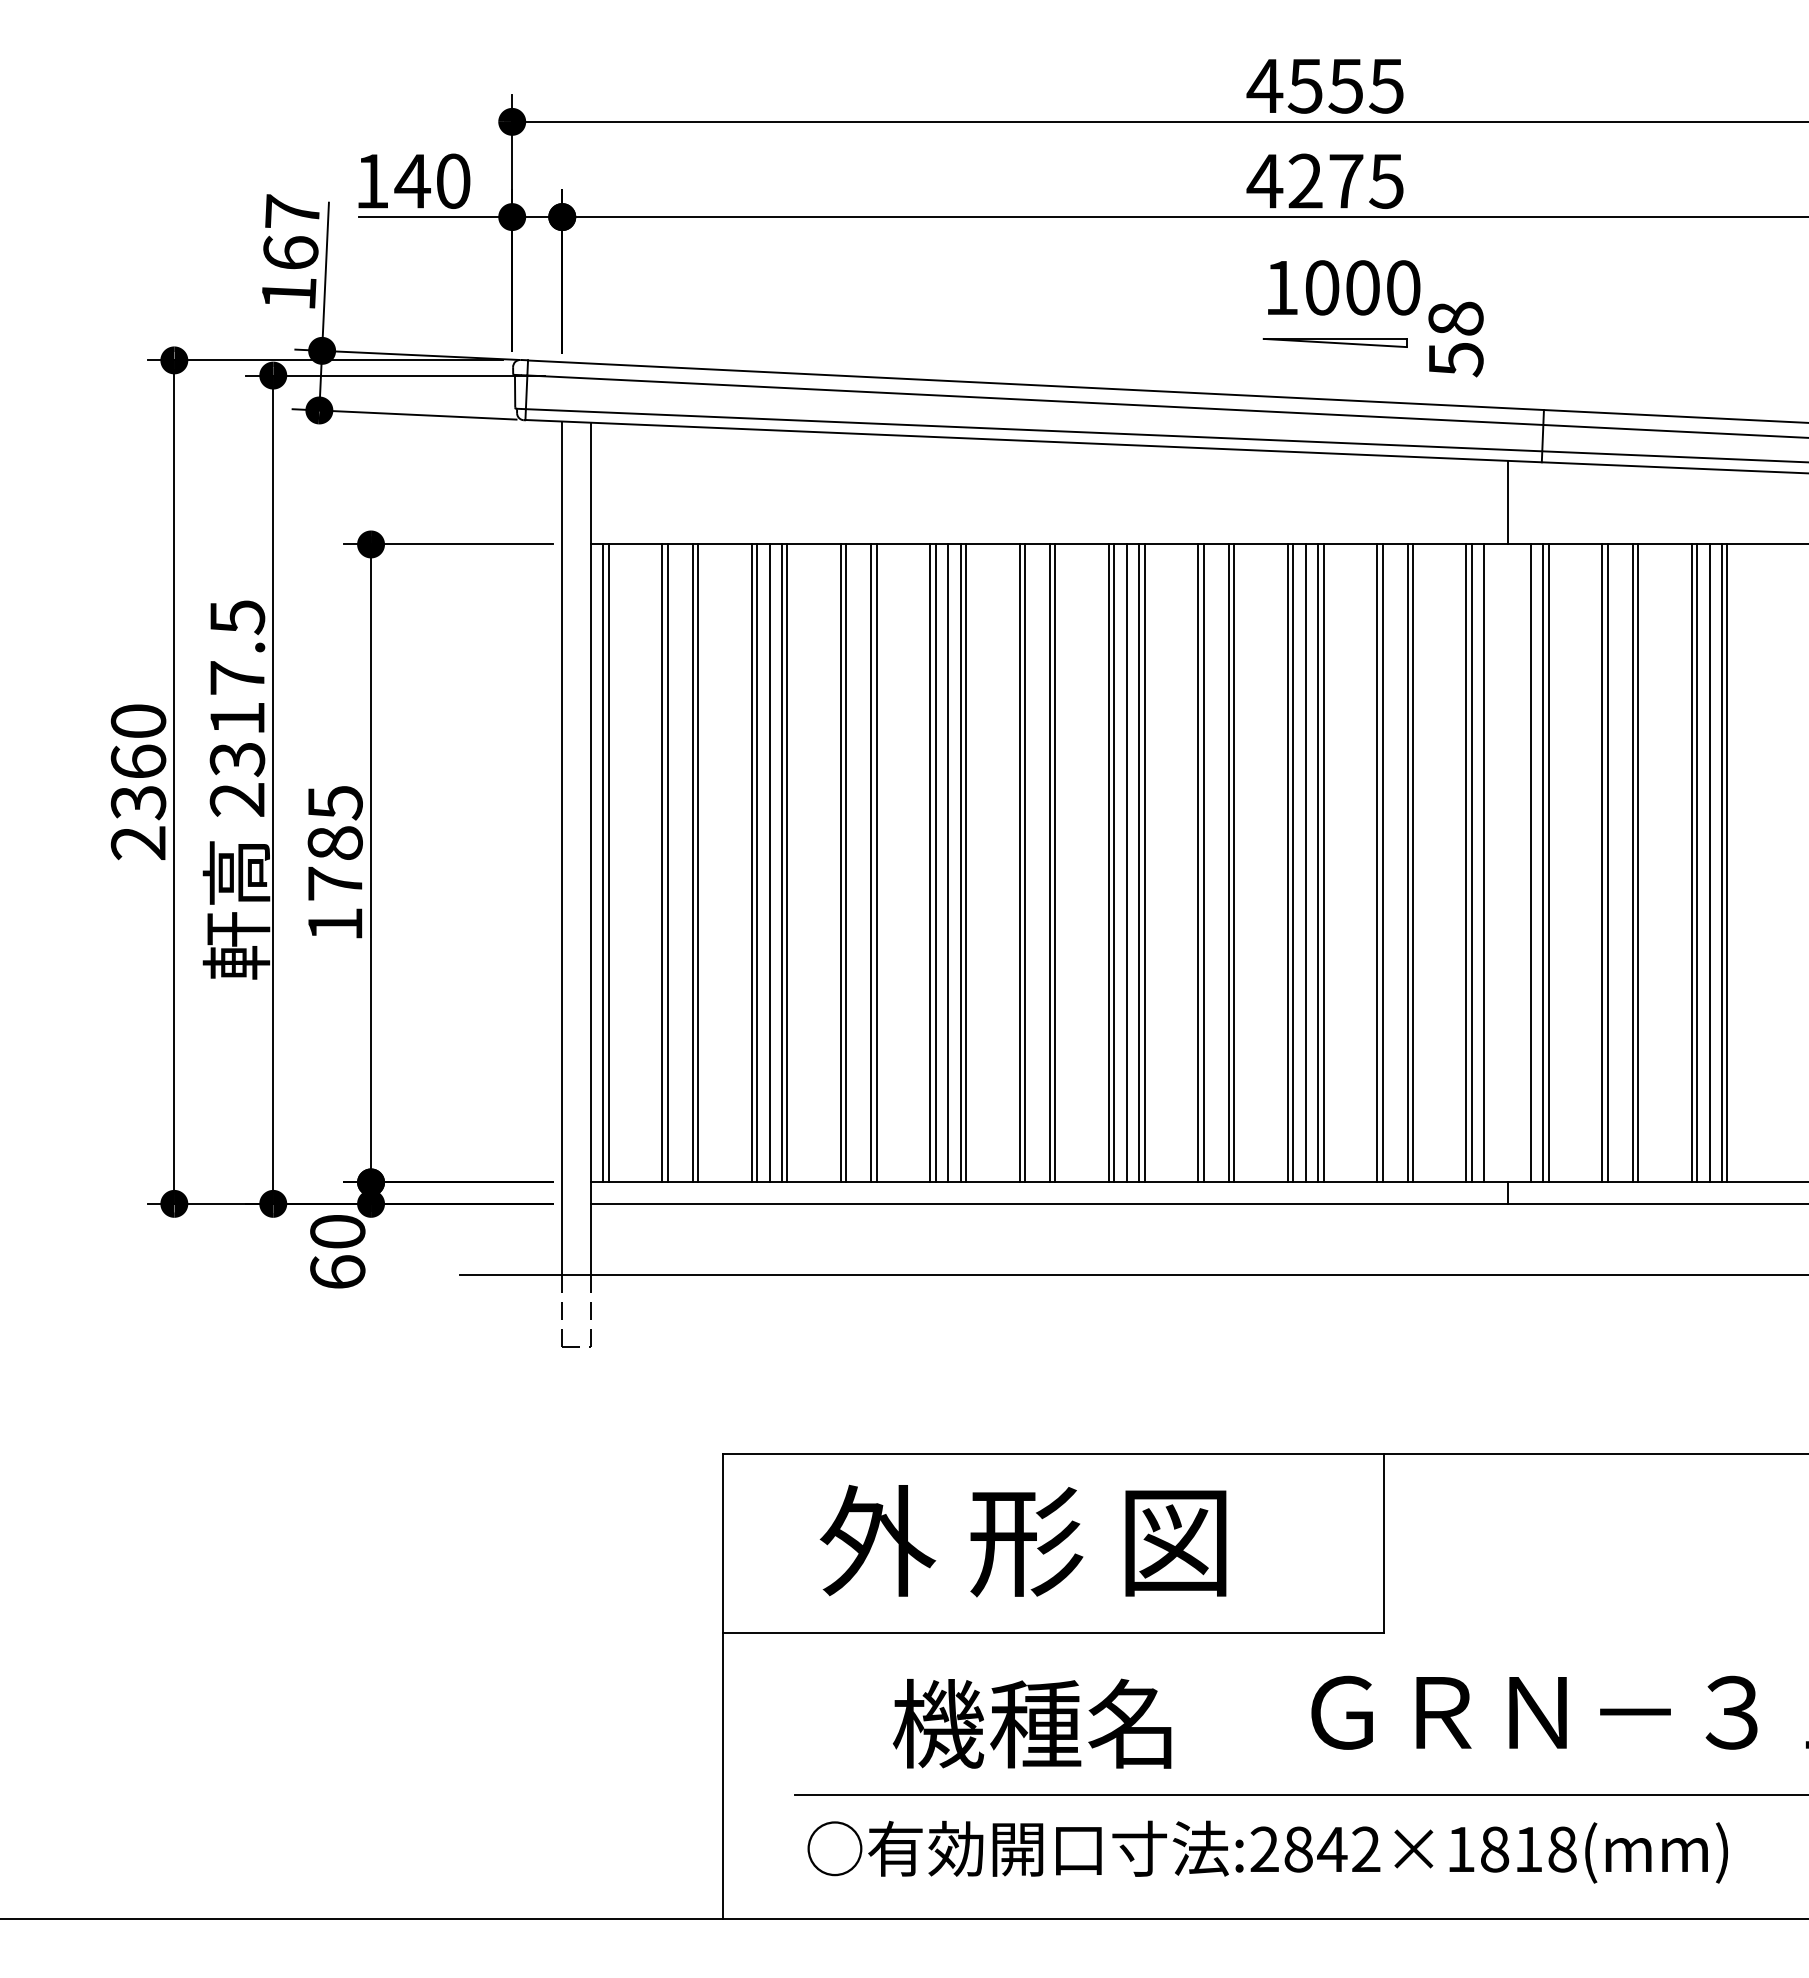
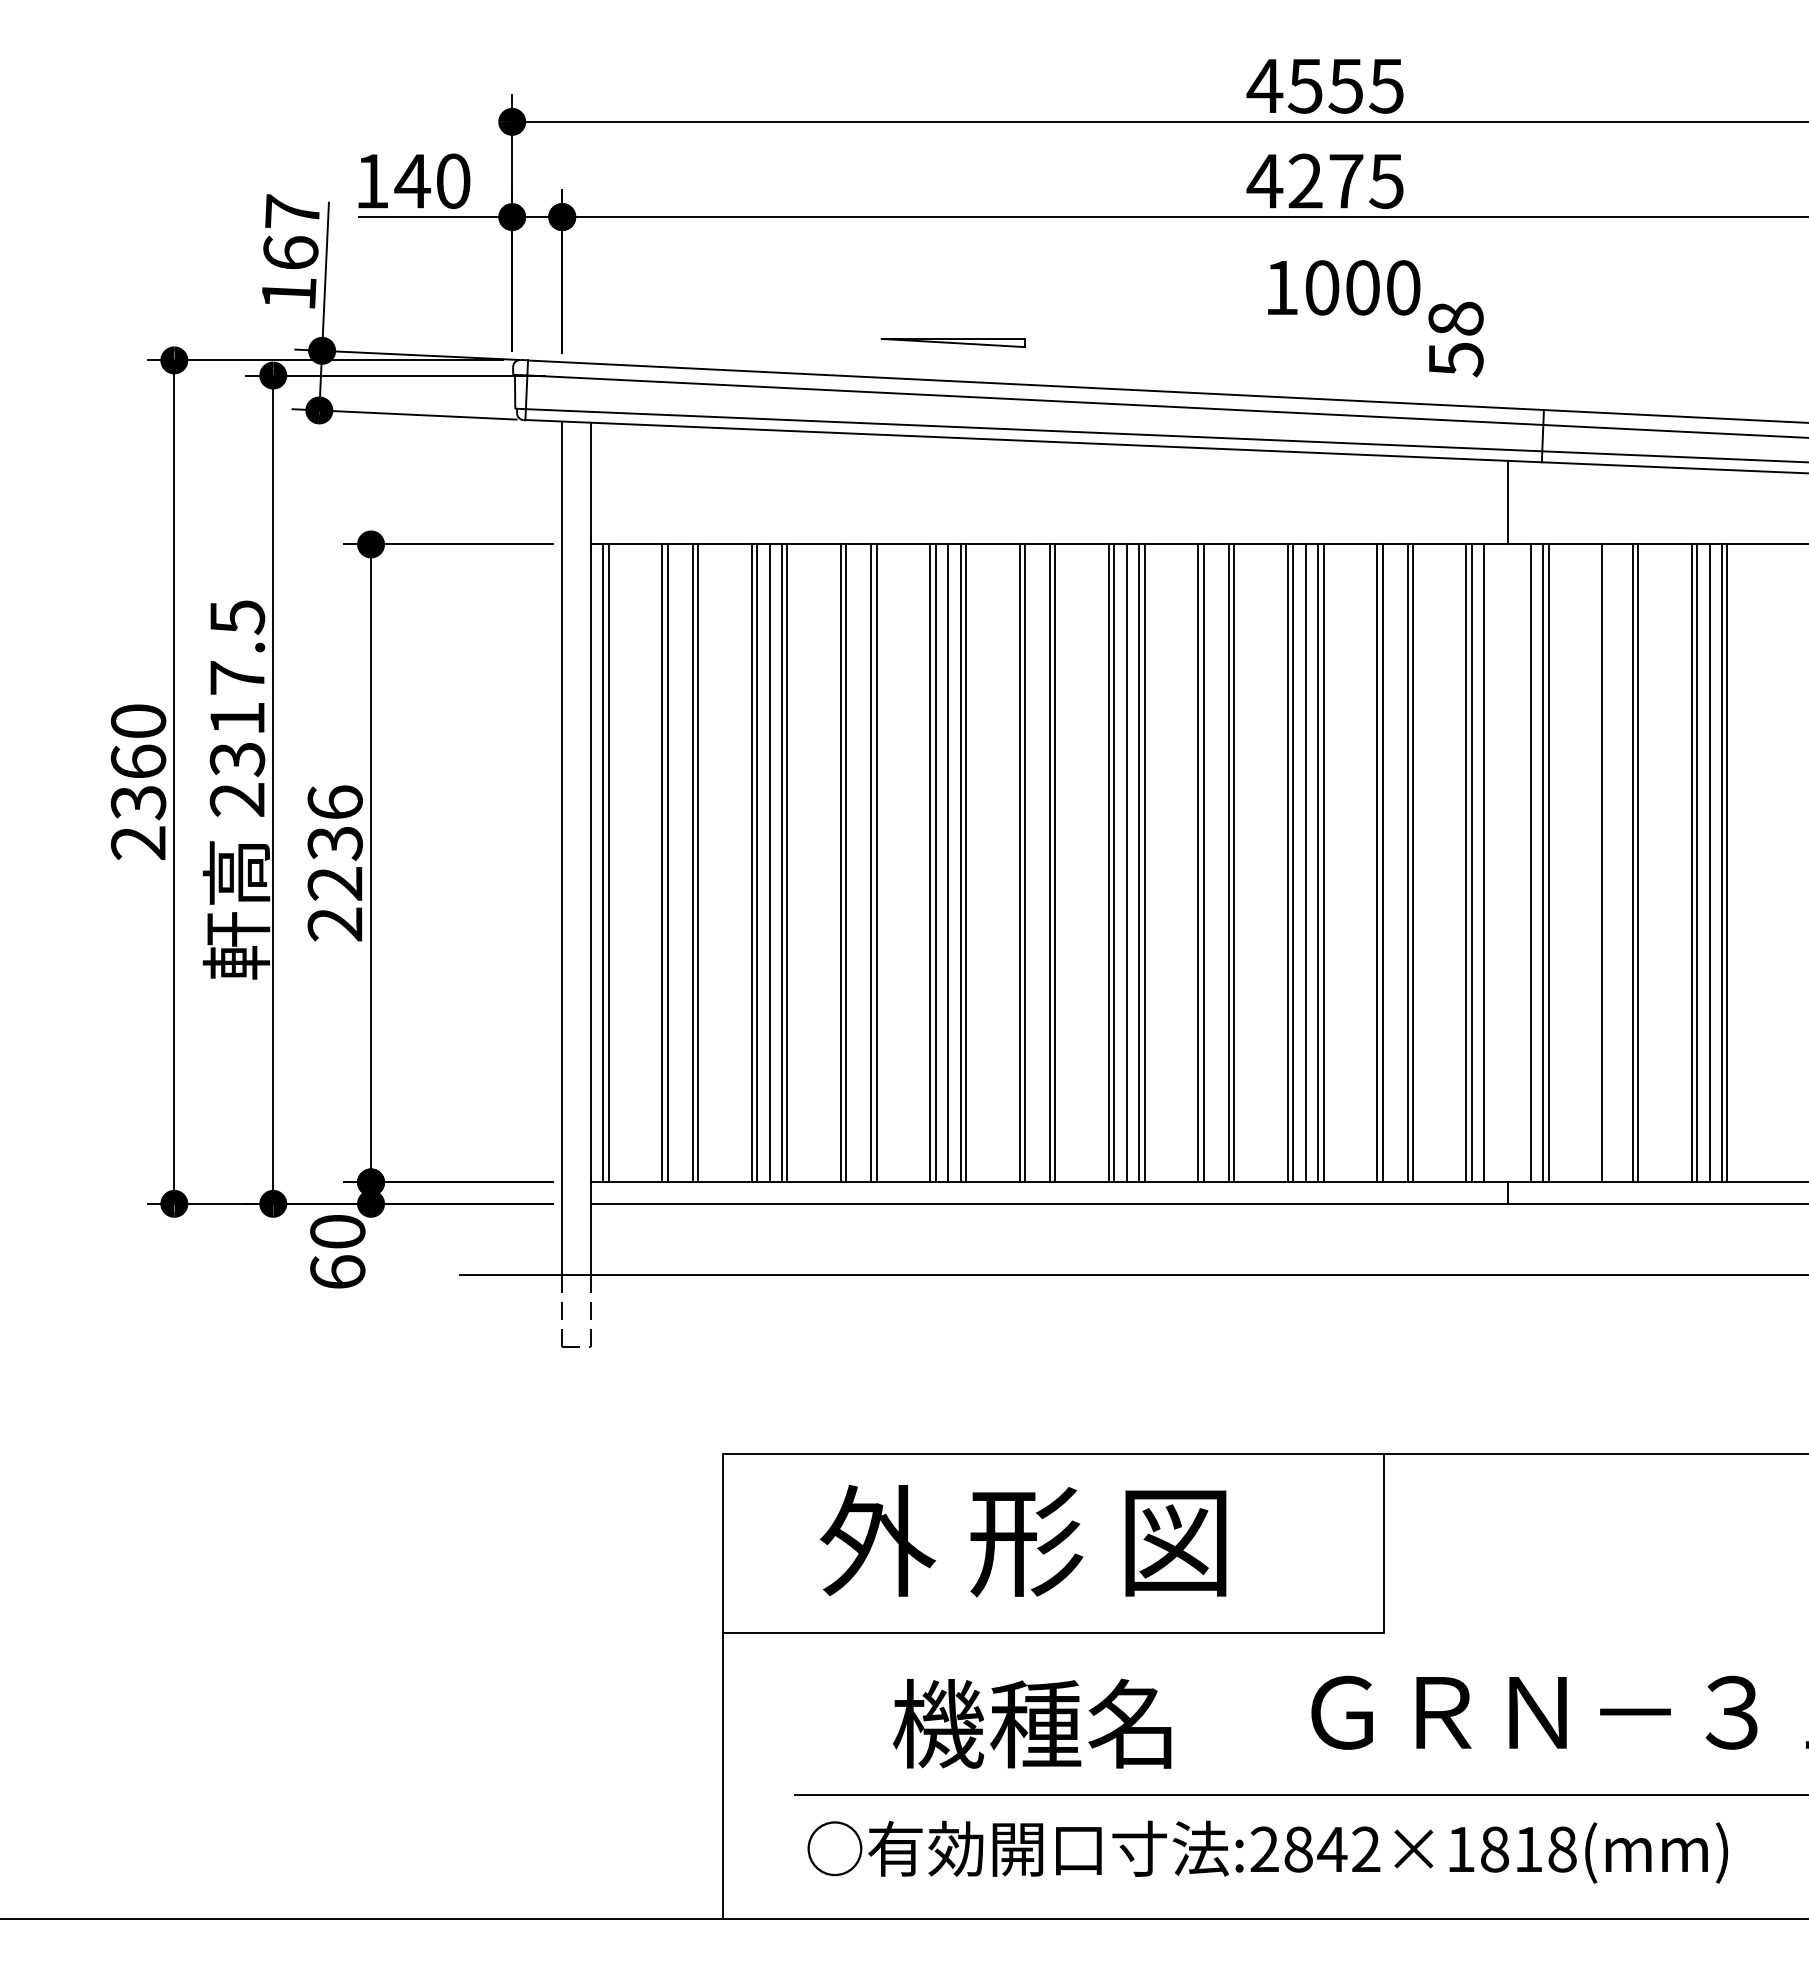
part position: (1334, 342) -> (952, 342) (952, 342)
text: 1785 -> 2236 (334, 863)
line: present -> none (1607, 863)
